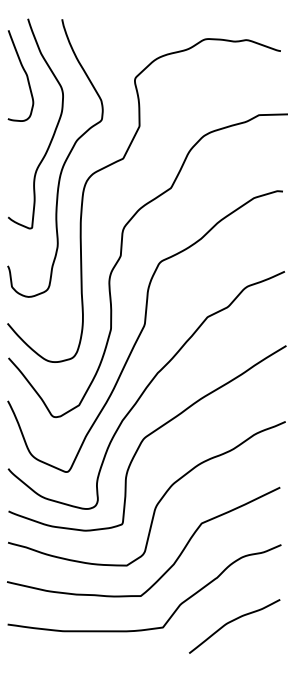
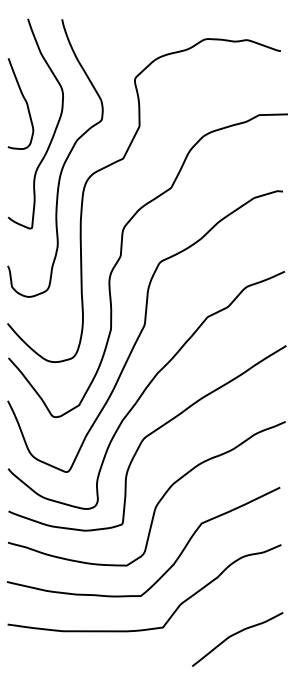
curve position: (24, 72) -> (24, 100) (24, 100)
curve position: (231, 622) -> (234, 635) (234, 635)
